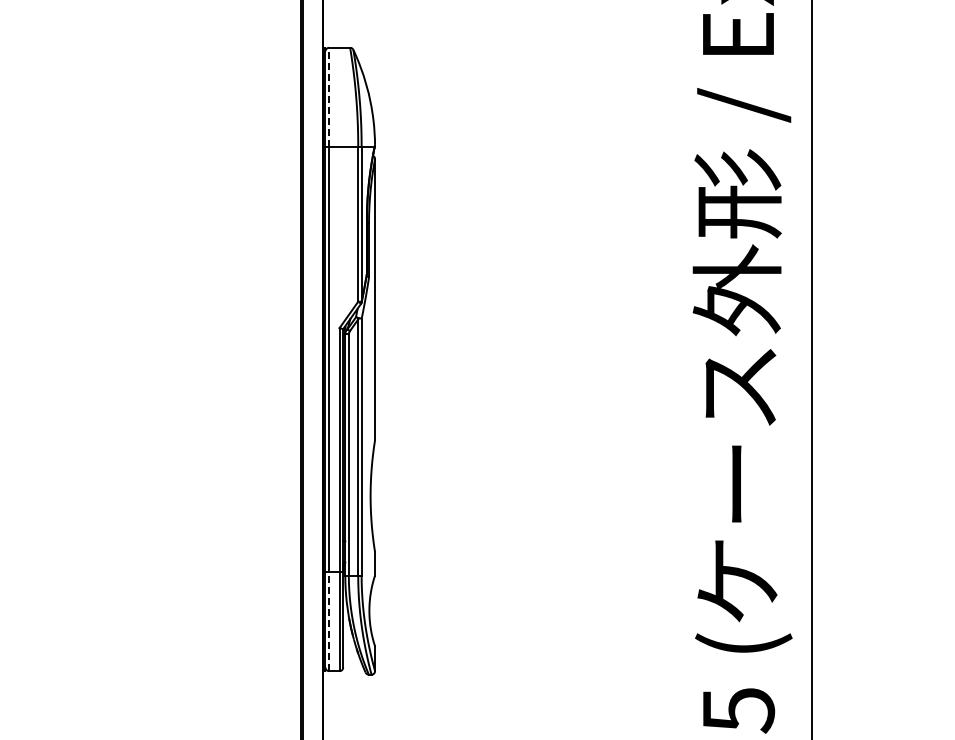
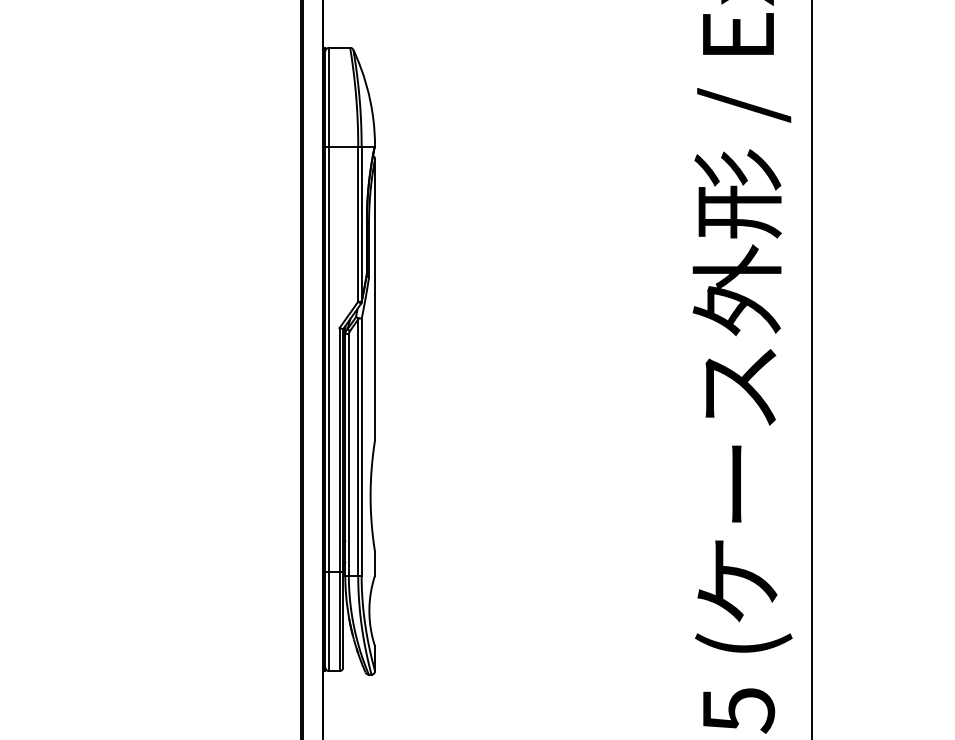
line: dashed -> solid (329, 97)
line: dashed -> solid (329, 621)
